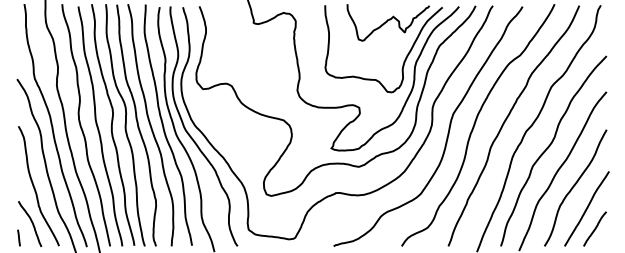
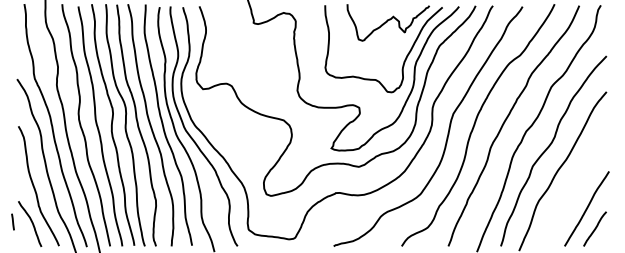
curve: present -> none (574, 186)
line position: (18, 237) -> (12, 221) (12, 221)
